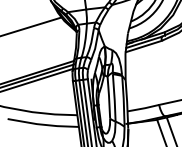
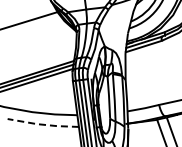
line position: (31, 26) -> (30, 20) (30, 20)
line: solid -> dashed (42, 124)
